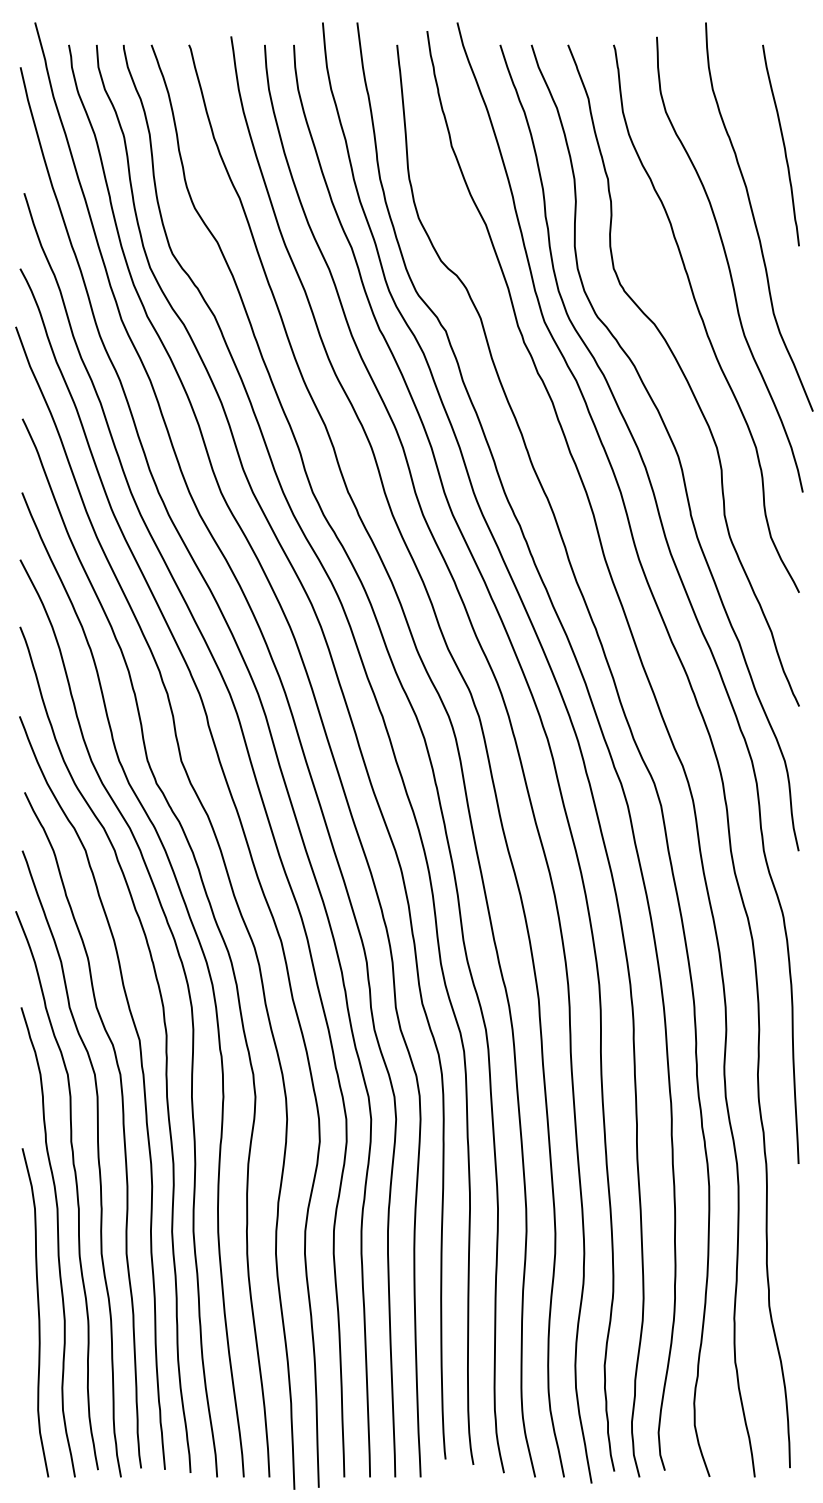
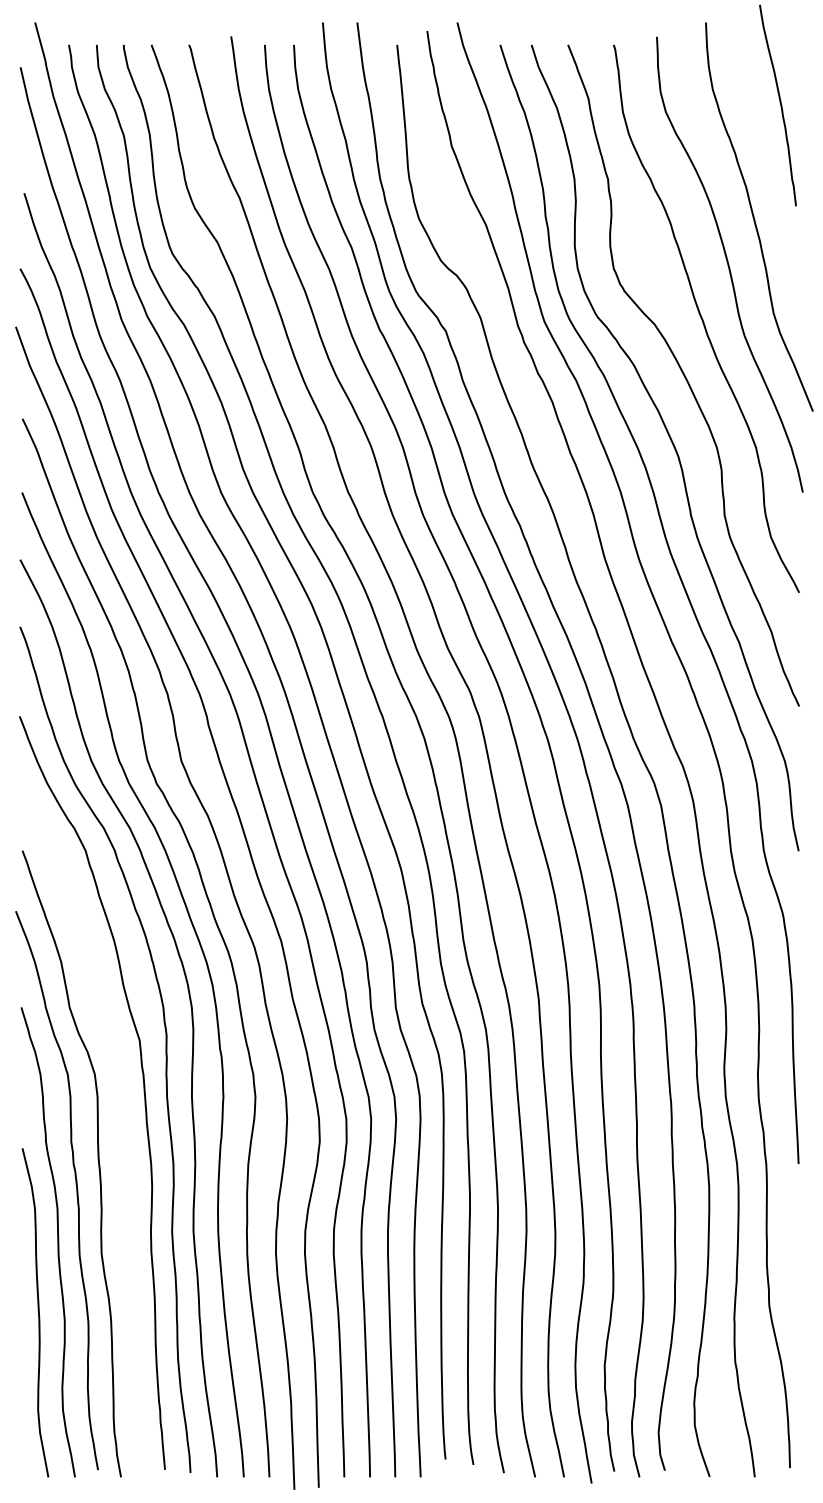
curve position: (783, 145) -> (780, 105) (780, 105)
curve: present -> none (122, 1127)
